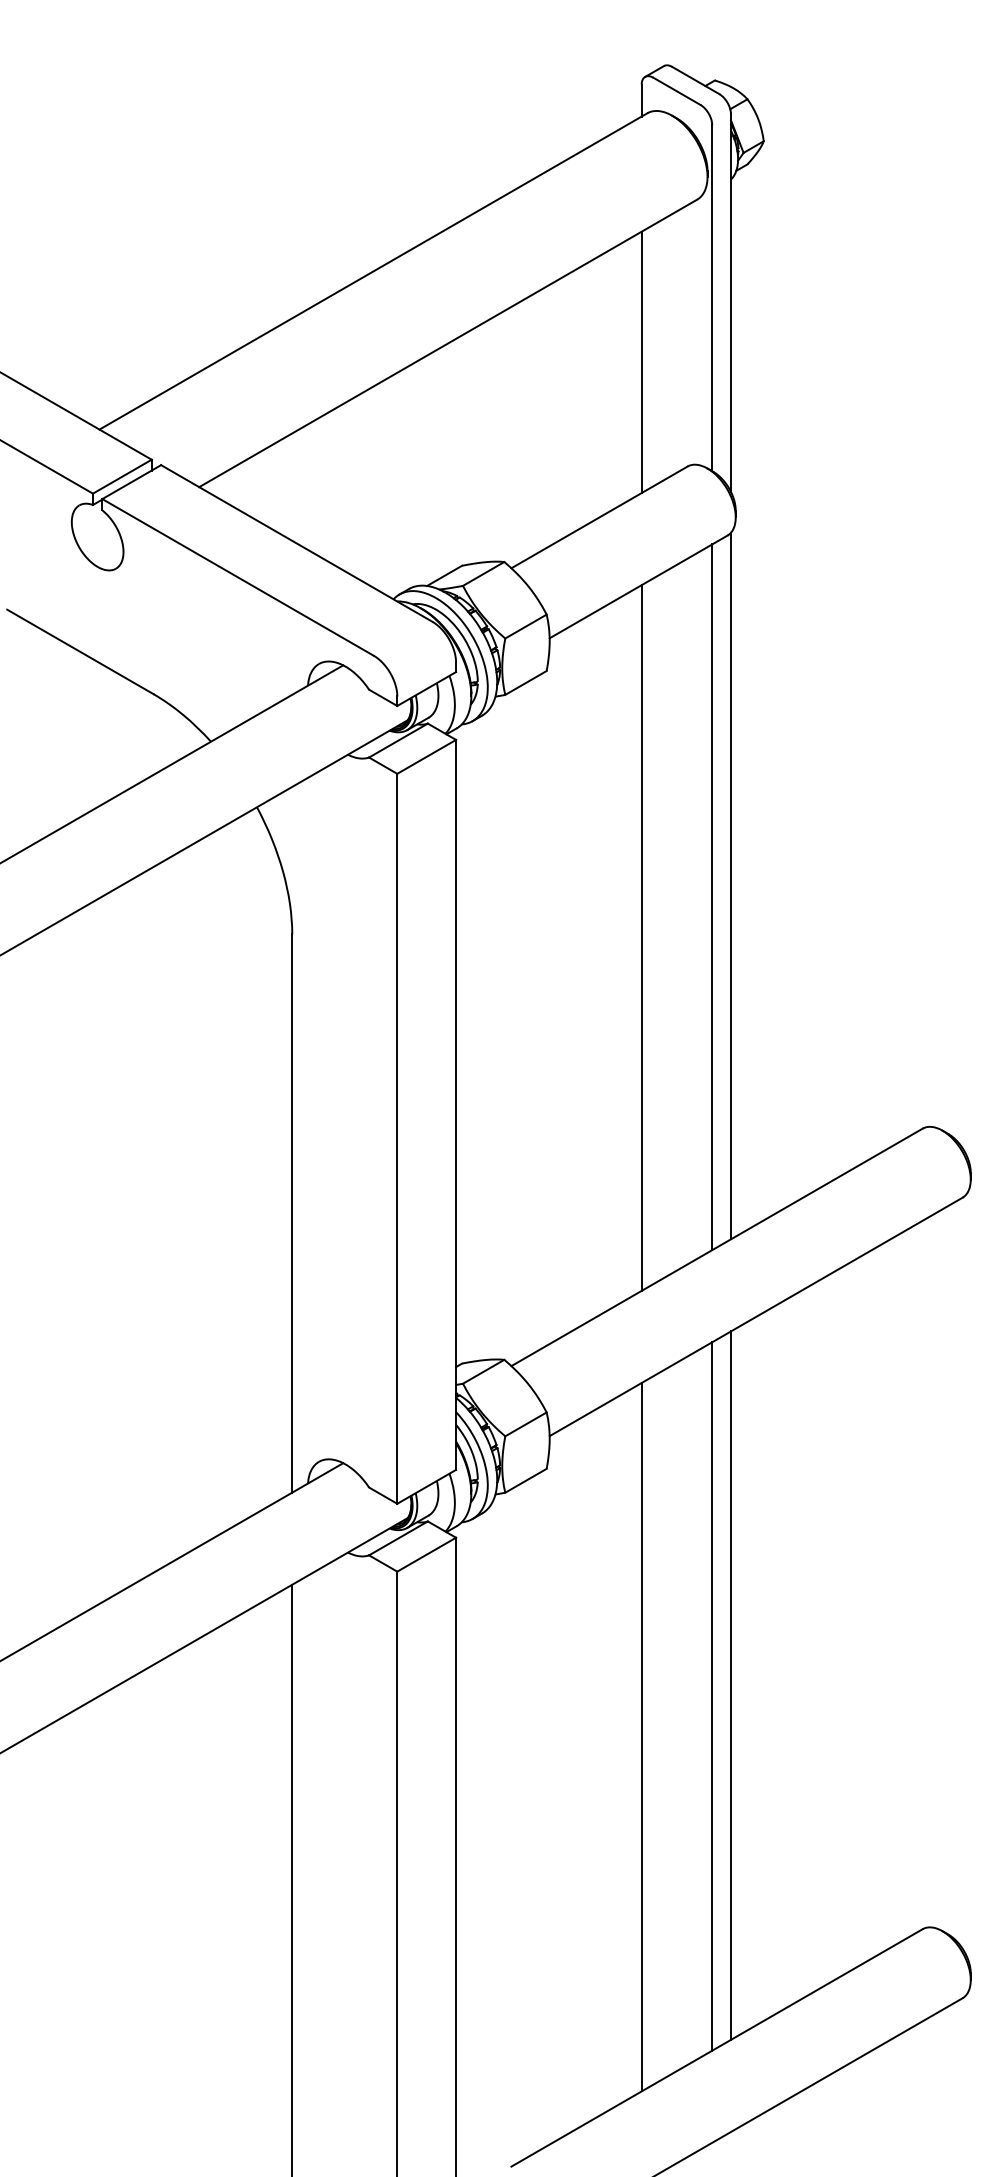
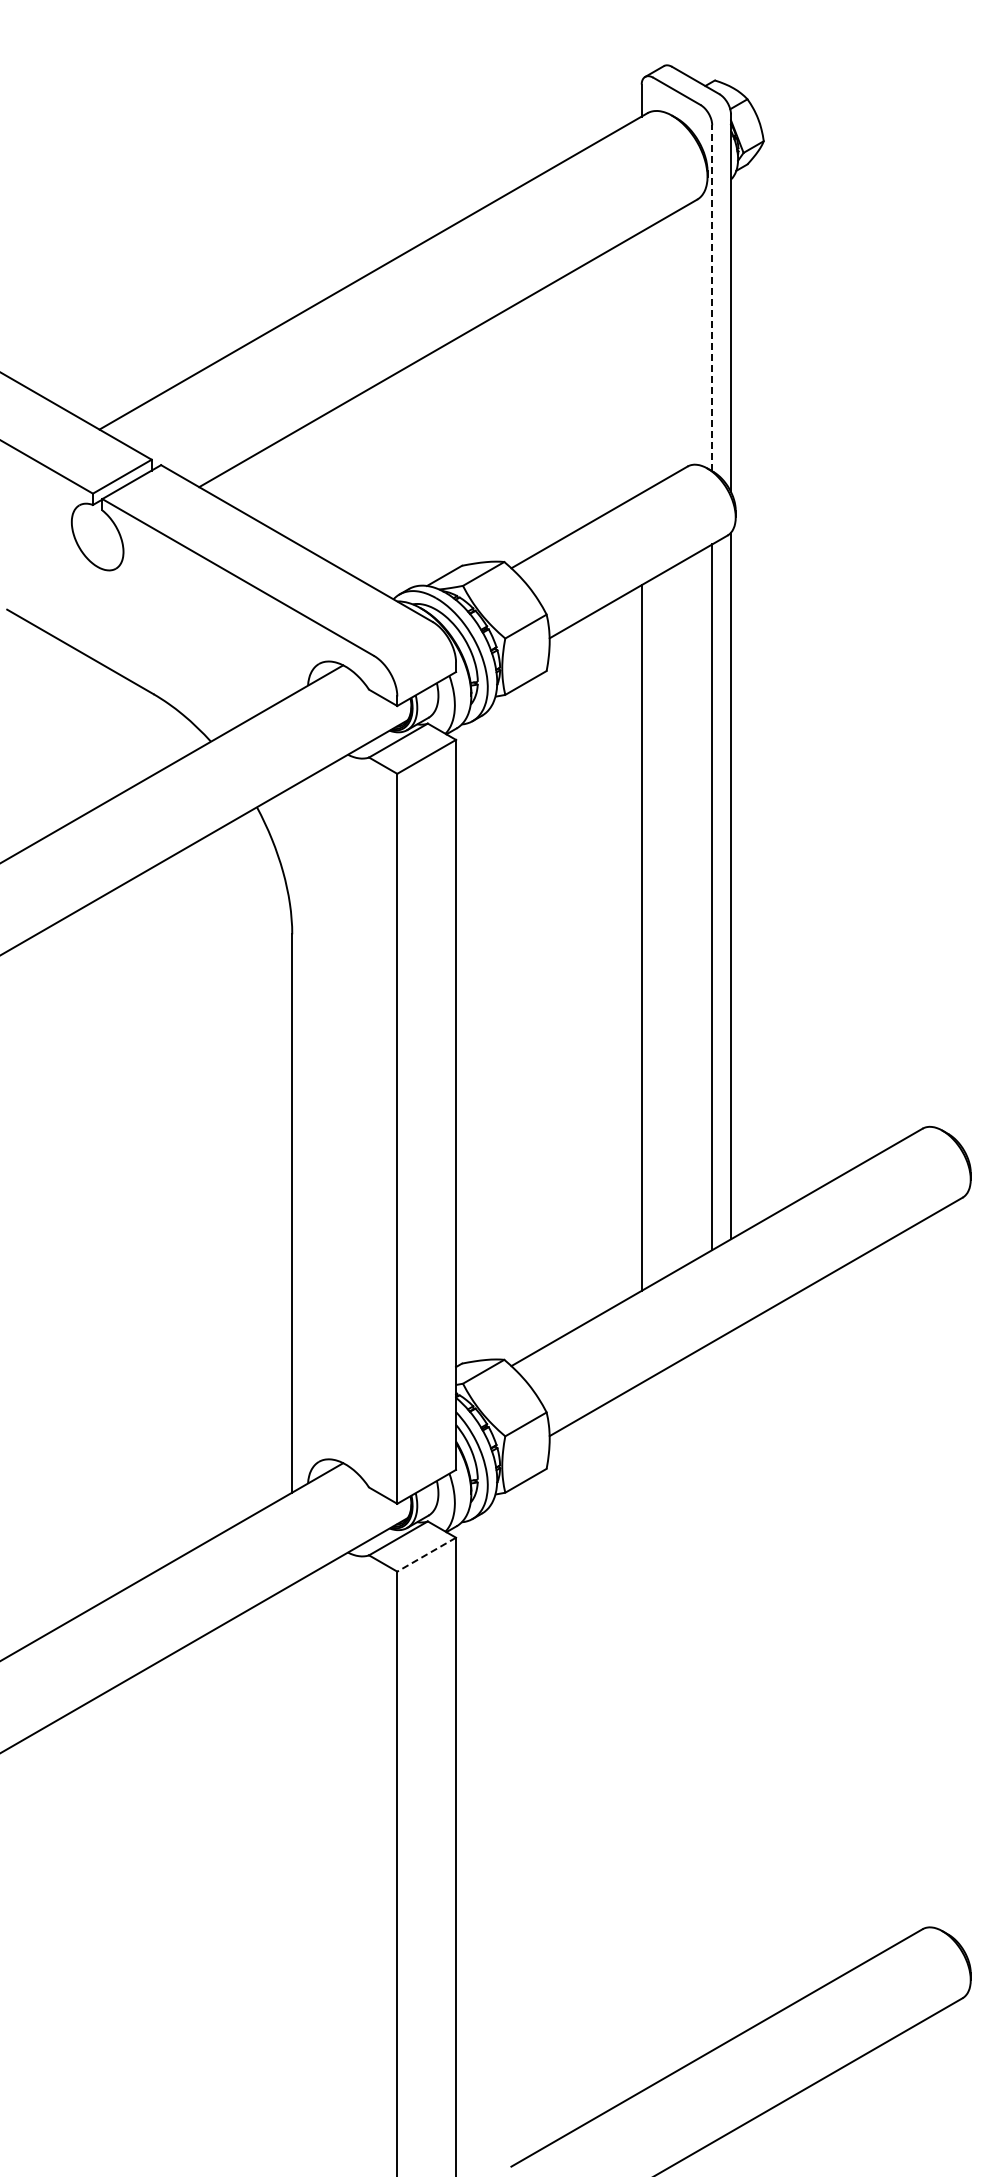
line: solid -> dashed (712, 298)
line: present -> none (641, 362)
line: solid -> dashed (426, 1554)
line: present -> none (731, 1685)
line: present -> none (712, 1696)
line: present -> none (641, 1736)
line: present -> none (292, 1878)
